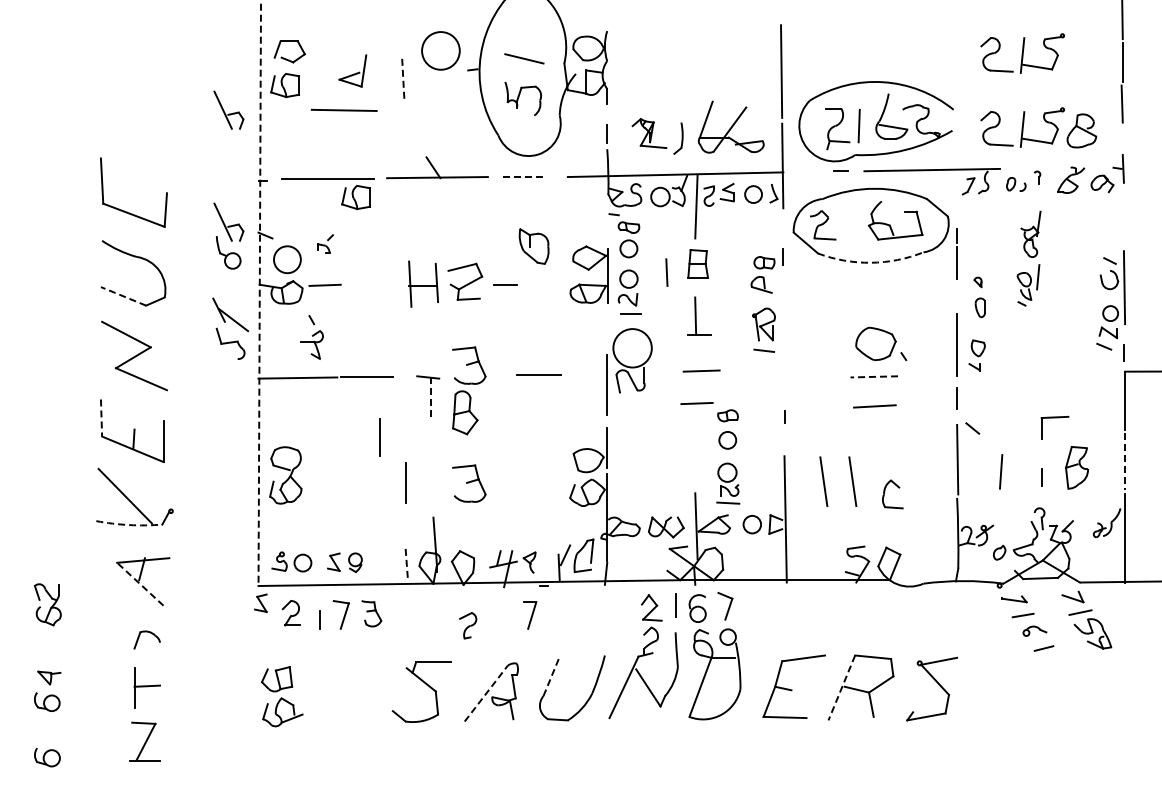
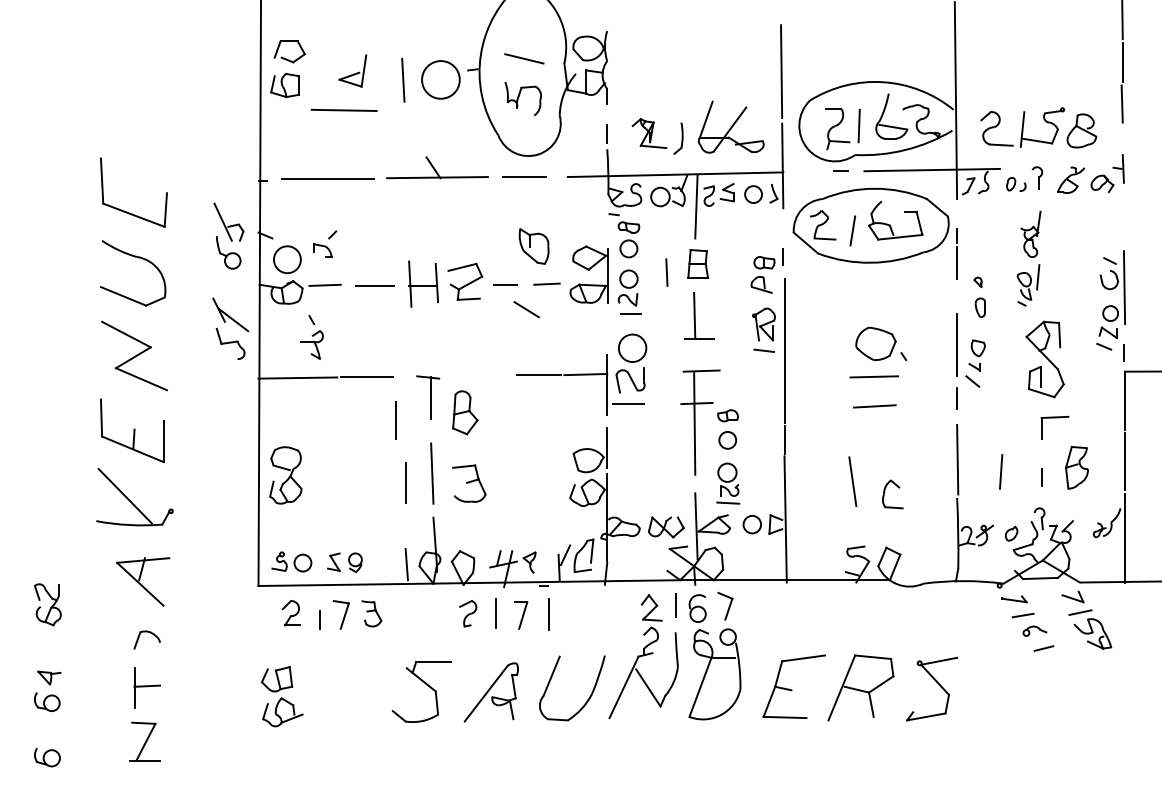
circle position: (440, 50) -> (440, 79) (440, 79)
part: present -> none (1022, 53)
line: dashed -> solid (403, 80)
line: none -> present (955, 100)
part: present -> none (228, 109)
line: dashed -> solid (524, 177)
part size: 9x15 px -> 13x24 px (1037, 177)
part: present -> none (355, 197)
line: none -> present (852, 230)
part size: 17x20 px -> 25x28 px (325, 243)
arc: dashed -> solid (870, 262)
line: none -> present (546, 283)
line: none -> present (374, 285)
line: dashed -> solid (259, 293)
line: dashed -> solid (123, 296)
line: none -> present (526, 309)
part size: 25x40 px -> 31x48 px (699, 315)
line: none -> present (784, 343)
circle diameter: 38 px -> 27 px (632, 348)
part: none -> present (1044, 359)
part: present -> none (469, 365)
line: none -> present (585, 374)
line: dashed -> solid (874, 376)
line: dashed -> solid (431, 398)
line: none -> present (628, 404)
line: dashed -> solid (101, 418)
line: none -> present (694, 423)
line position: (972, 428) -> (972, 381) (972, 381)
line position: (379, 437) -> (395, 420) (395, 420)
line: none -> present (784, 439)
line: dashed -> solid (1125, 461)
line: none -> present (432, 473)
line: present -> none (823, 481)
arc: dashed -> solid (129, 525)
part position: (999, 552) -> (1011, 533) (1011, 533)
line: dashed -> solid (406, 564)
line: dashed -> solid (140, 584)
part: present -> none (260, 602)
line: none -> present (496, 612)
line: none -> present (549, 614)
part position: (530, 615) -> (521, 615) (521, 615)
part position: (468, 625) -> (468, 613) (468, 613)
line: dashed -> solid (551, 675)
line: dashed -> solid (841, 688)
line: dashed -> solid (486, 693)
